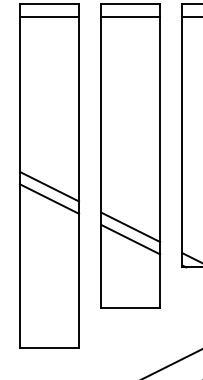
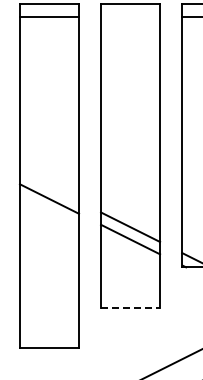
line: present -> none (130, 17)
line: present -> none (49, 186)
line: solid -> dashed (130, 307)
